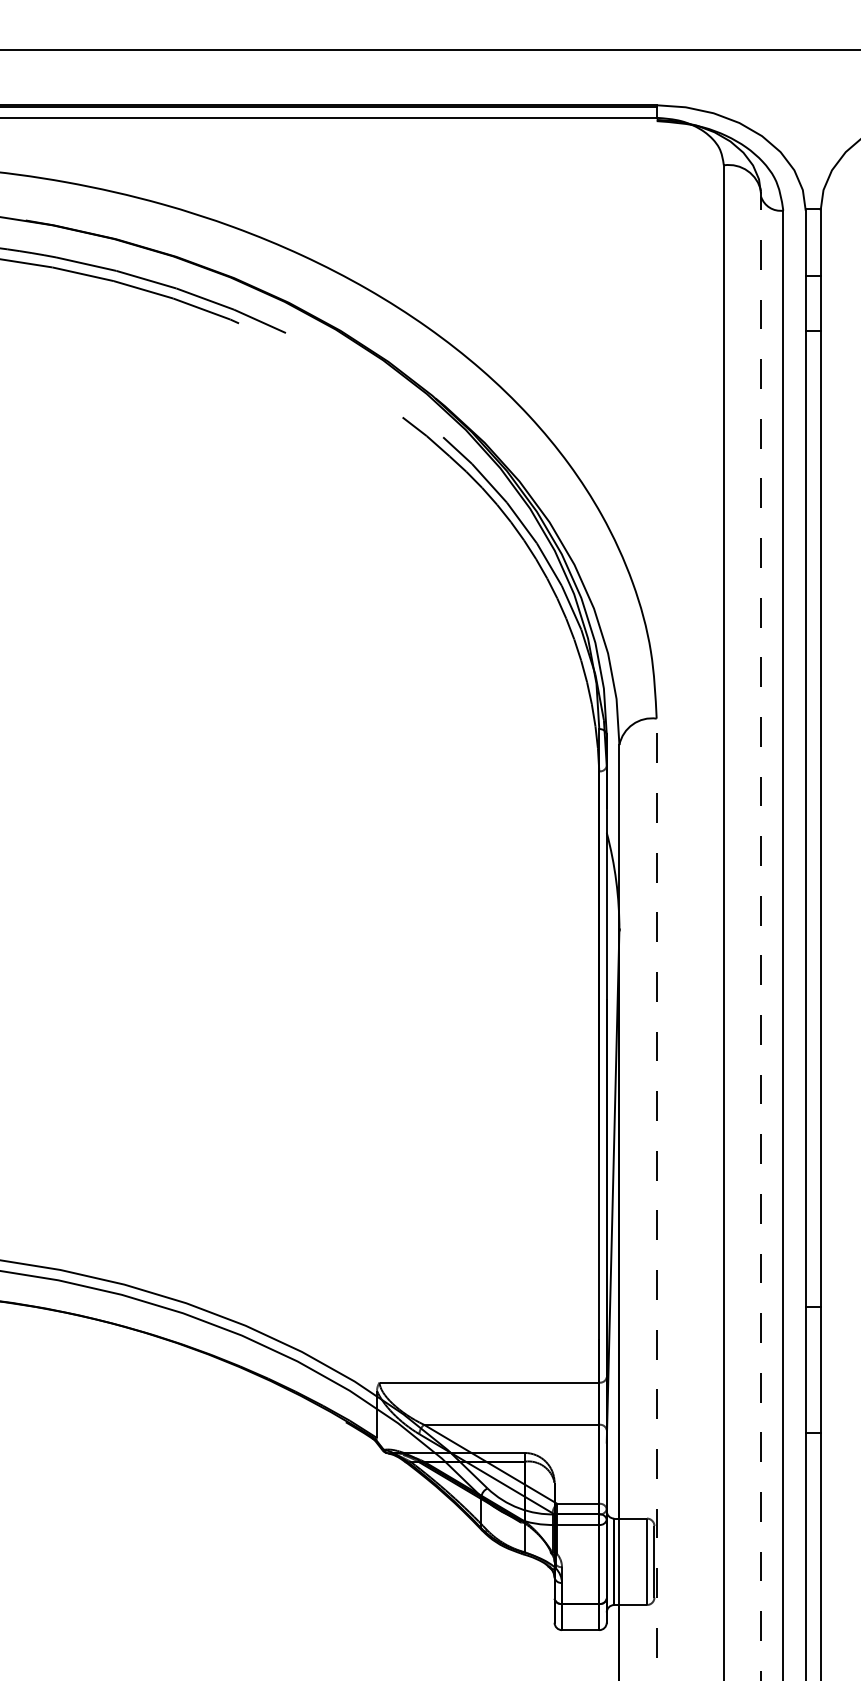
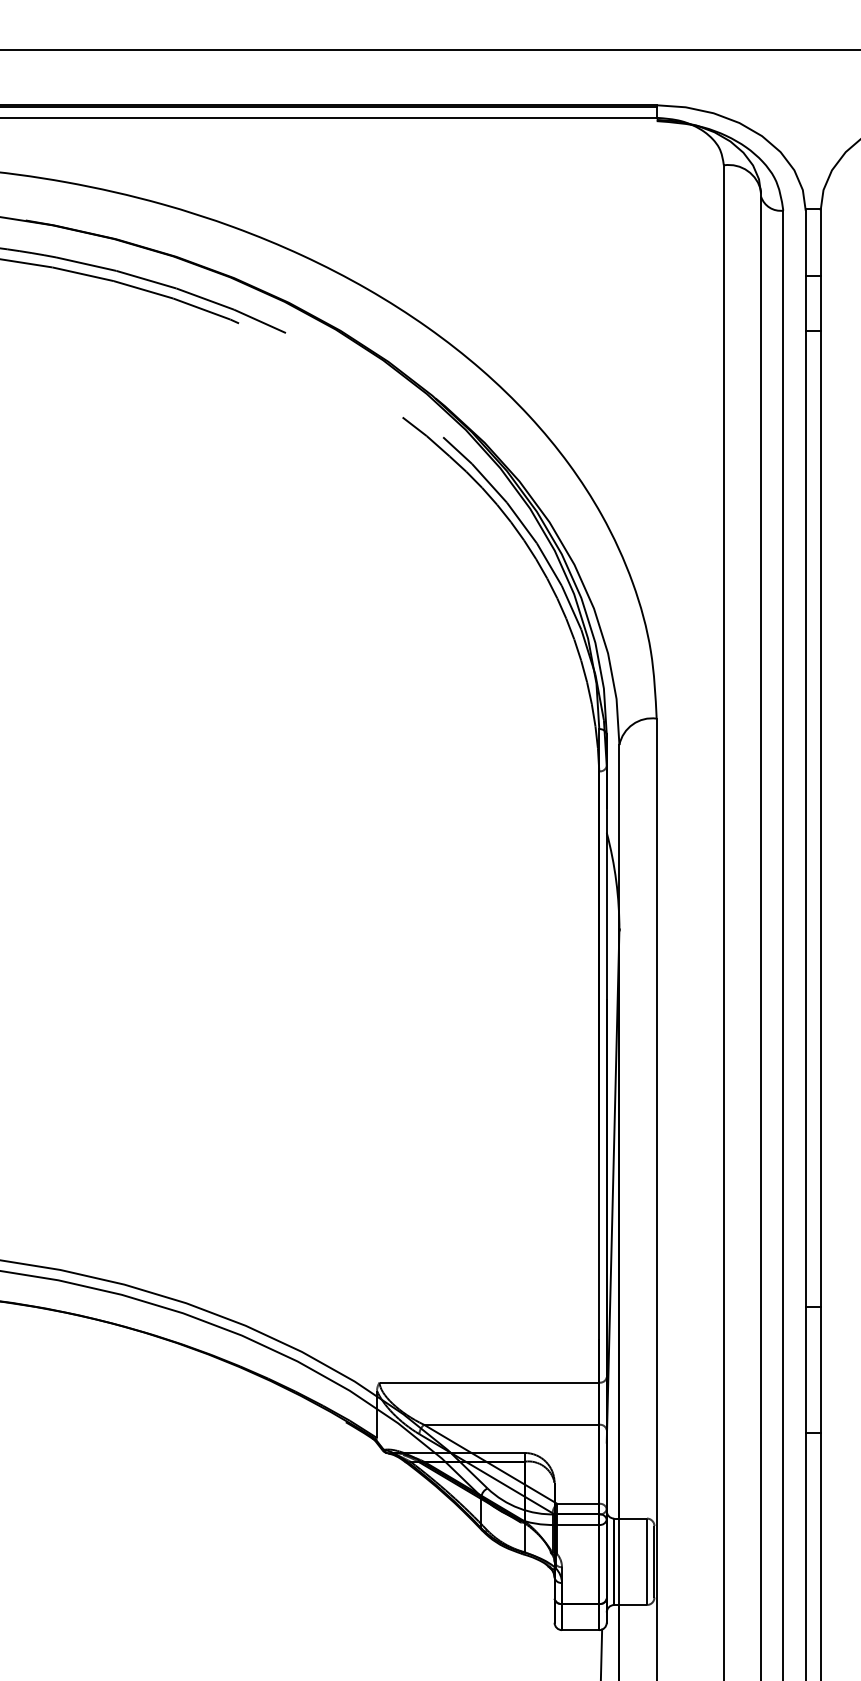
line: dashed -> solid (761, 935)
line: dashed -> solid (656, 1199)
line: none -> present (601, 1653)
